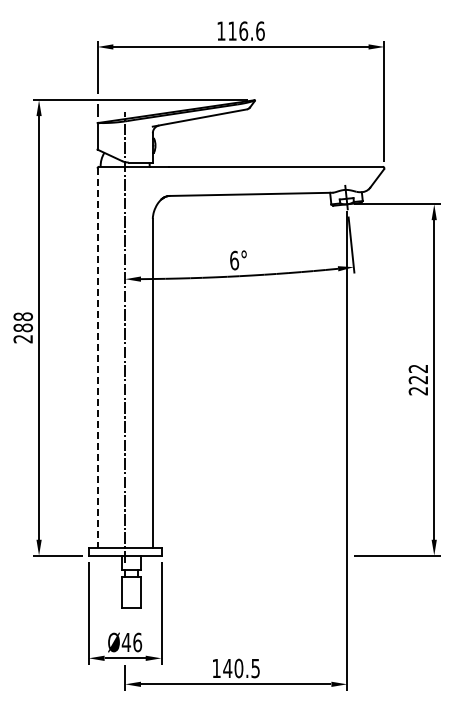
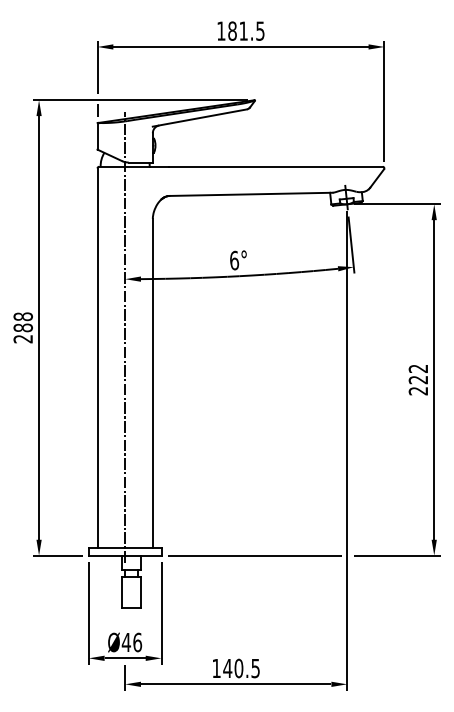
text: 116.6 -> 181.5 (246, 30)
line: dashed -> solid (97, 358)
line: none -> present (254, 555)
